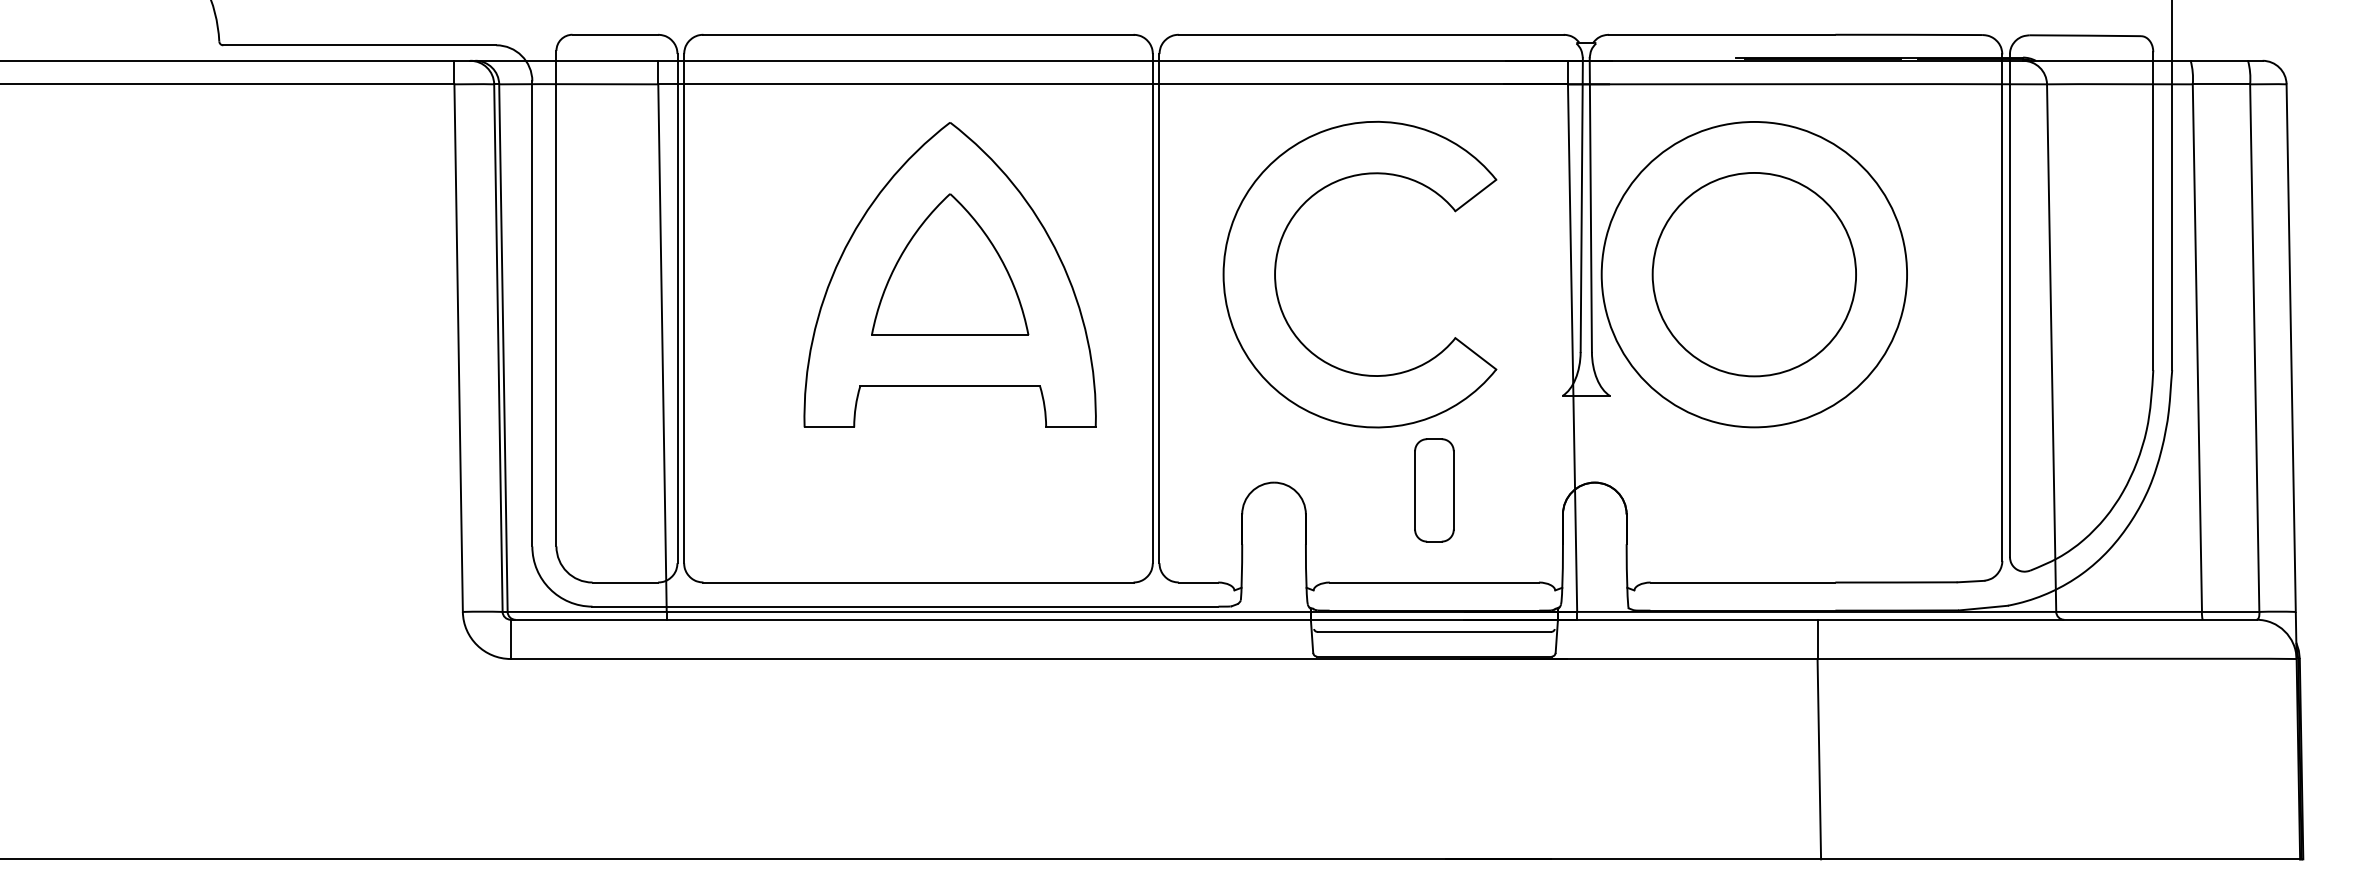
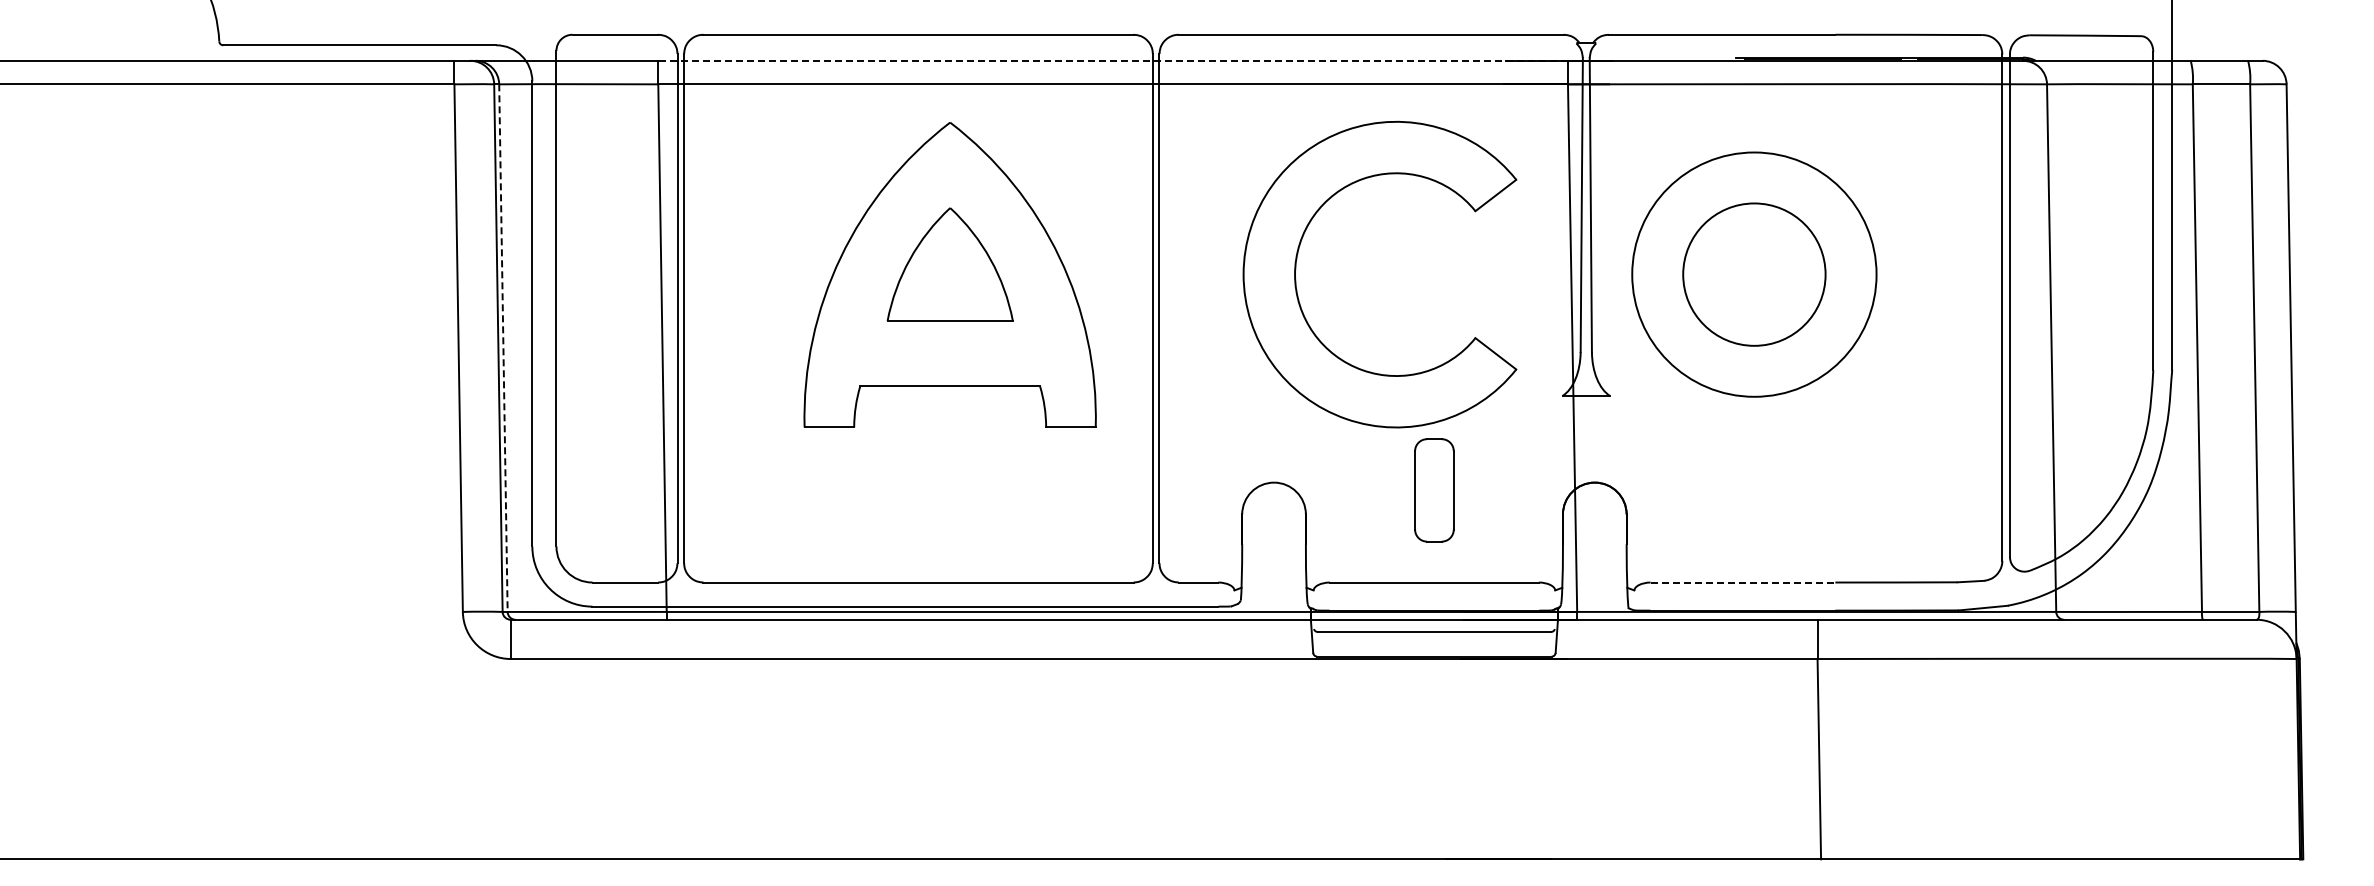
line: solid -> dashed (1113, 60)
part size: 159x143 px -> 128x115 px (949, 264)
part position: (1276, 269) -> (1296, 269) (1296, 269)
circle diameter: 203 px -> 142 px (1754, 274)
circle diameter: 305 px -> 244 px (1754, 274)
line: solid -> dashed (503, 348)
line: solid -> dashed (1743, 582)
